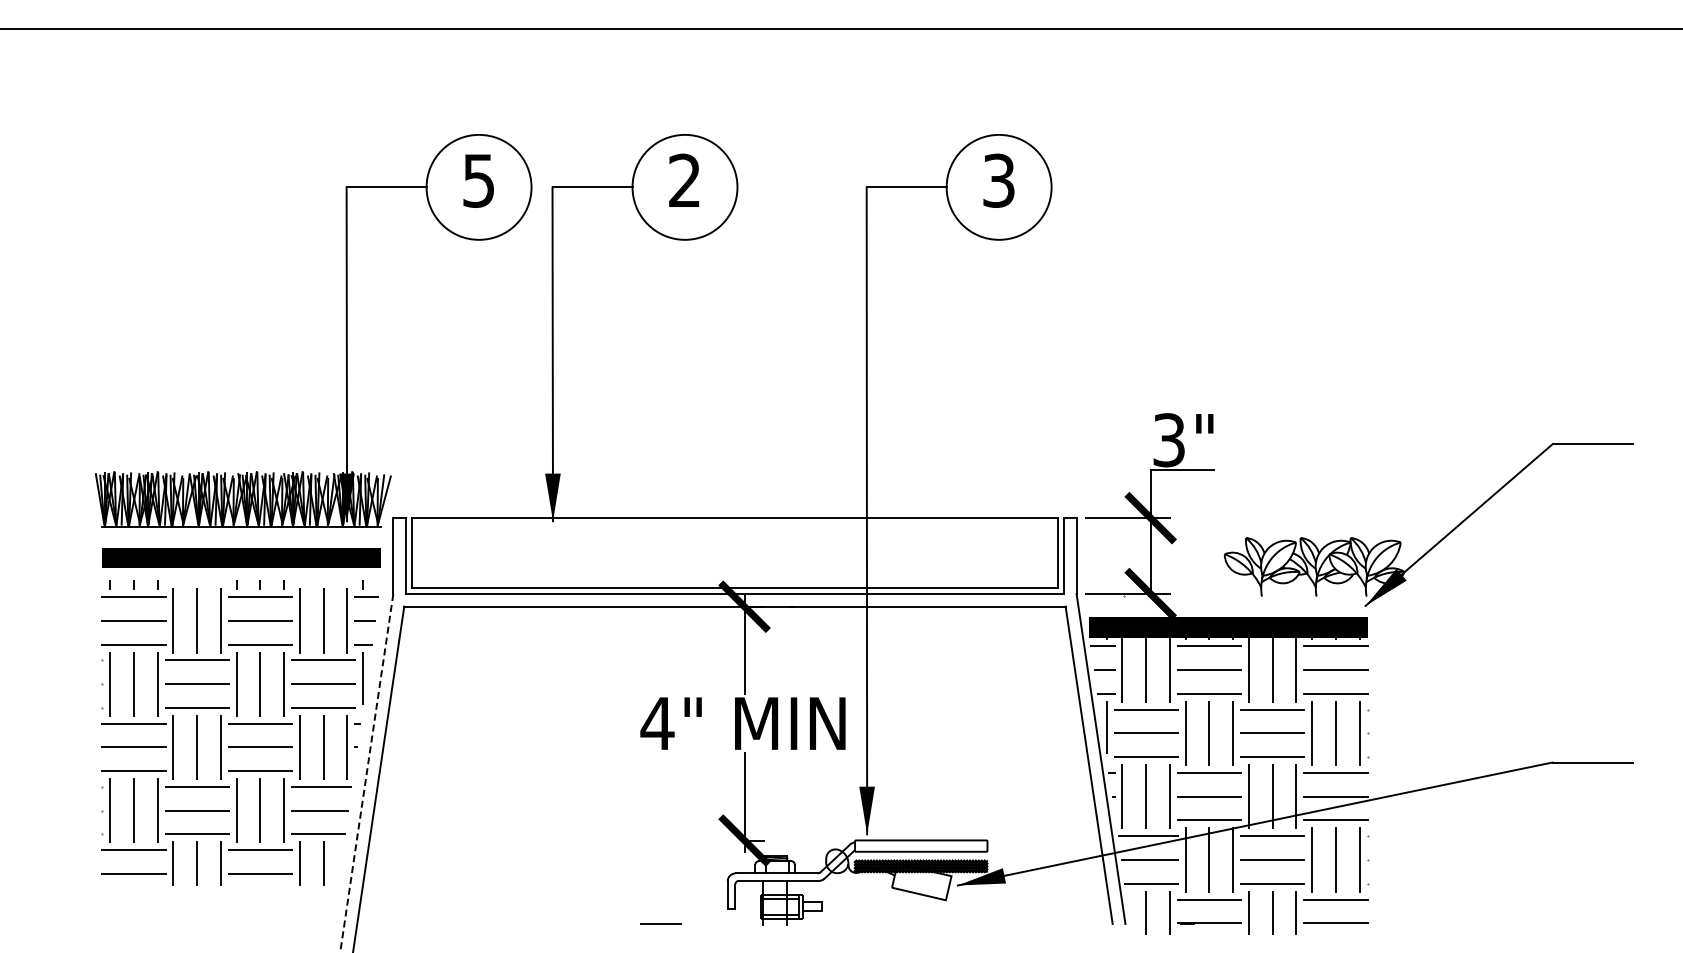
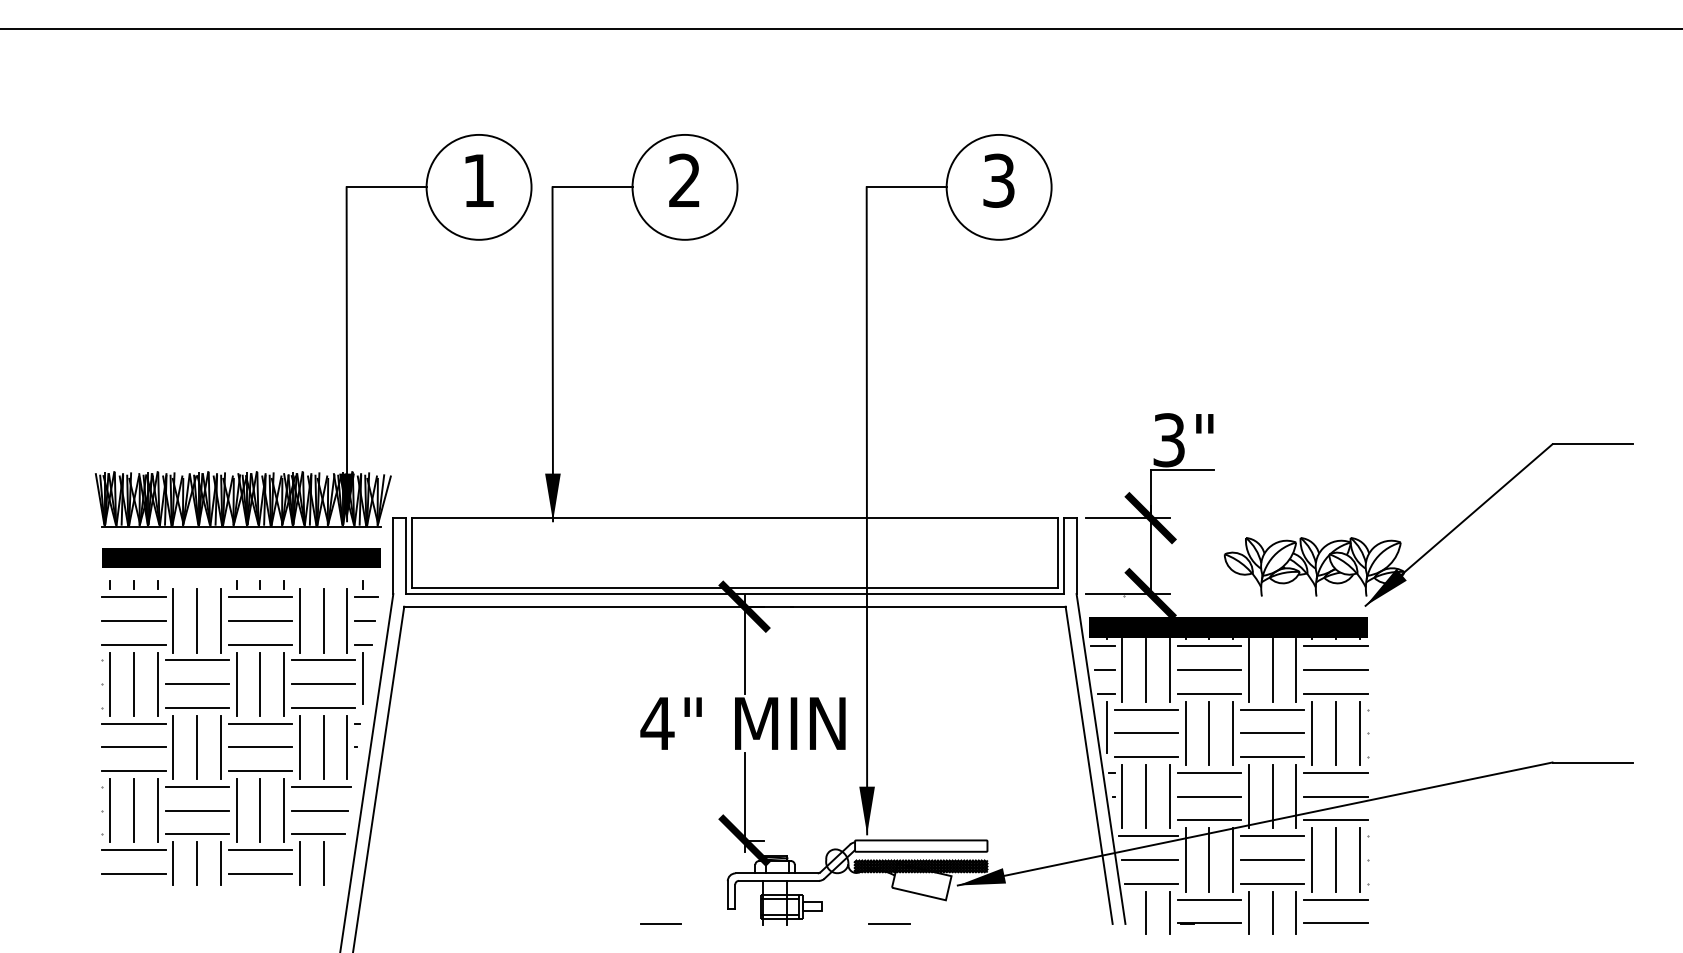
text: 5 -> 1 (478, 180)
line: dashed -> solid (366, 773)
line: none -> present (889, 924)
